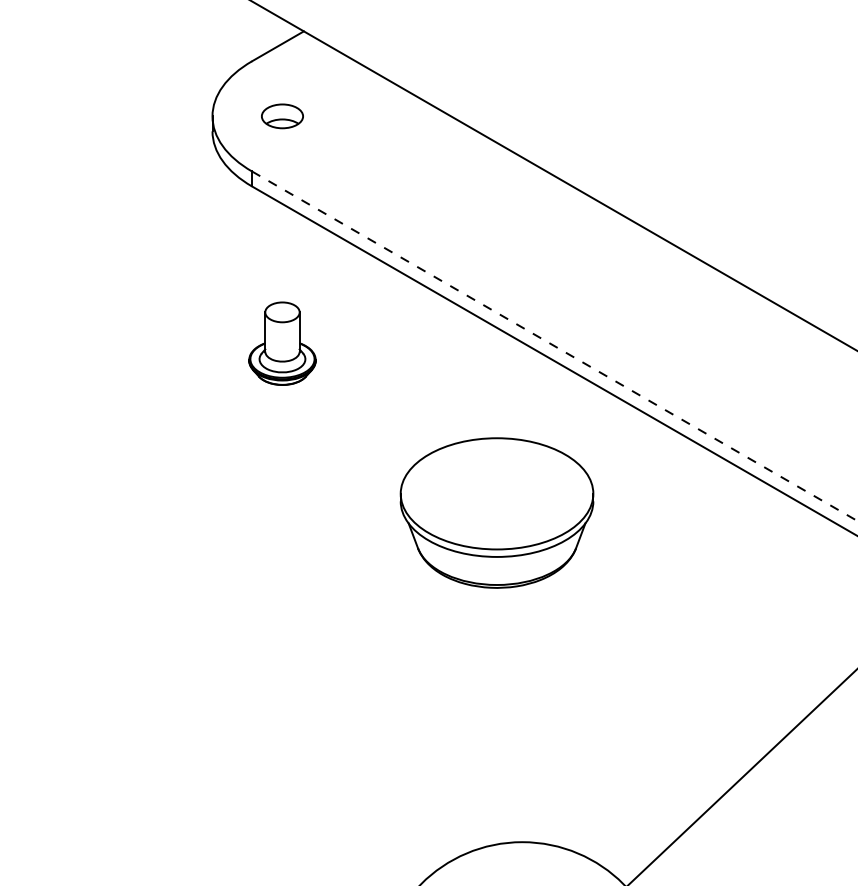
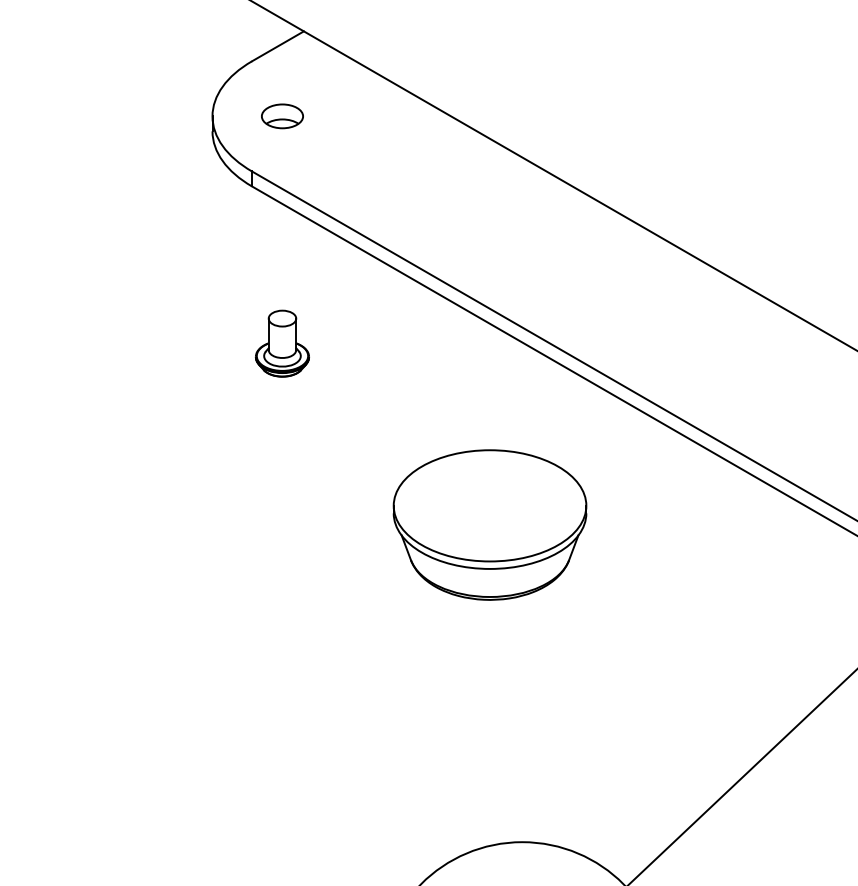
part size: 69x85 px -> 55x69 px (282, 343)
line: dashed -> solid (554, 345)
part position: (496, 512) -> (489, 524) (489, 524)
